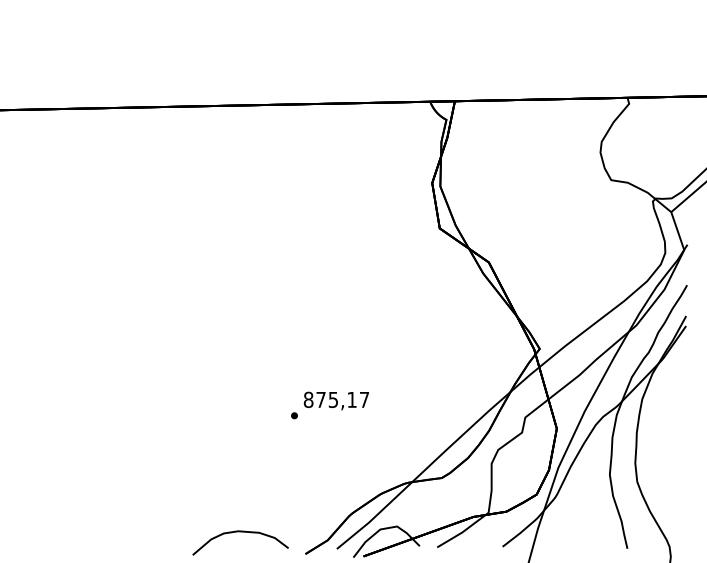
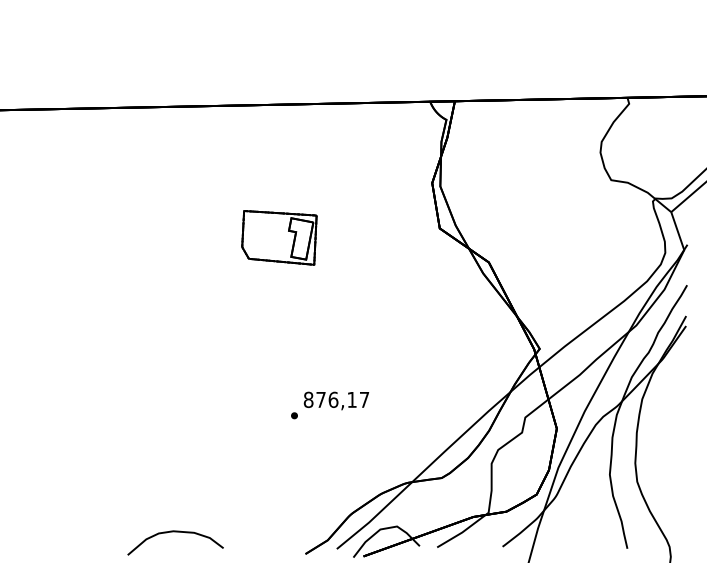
part: none -> present (279, 237)
text: 875,17 -> 876,17 (333, 399)
curve position: (240, 532) -> (175, 532) (175, 532)
